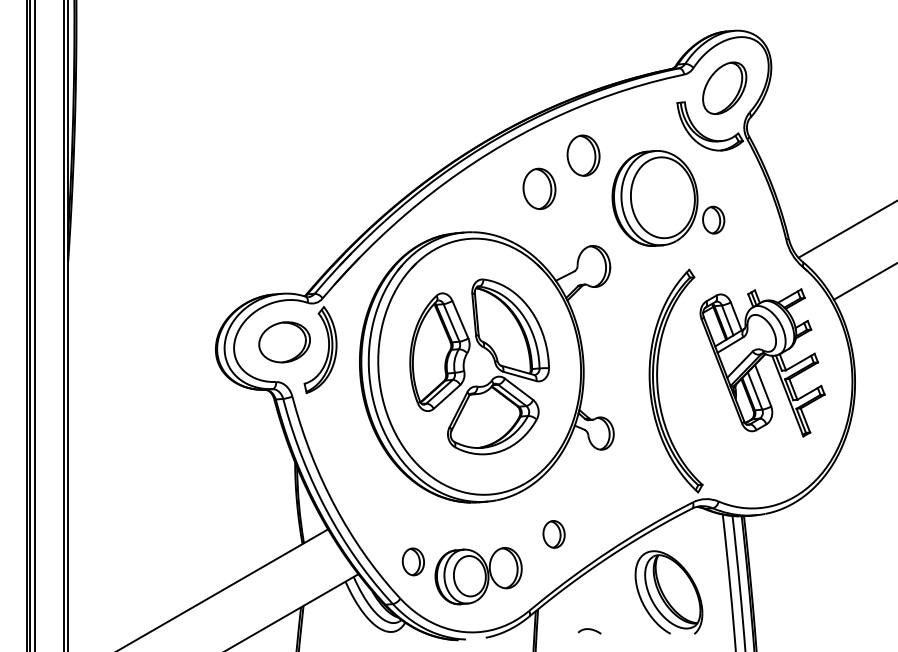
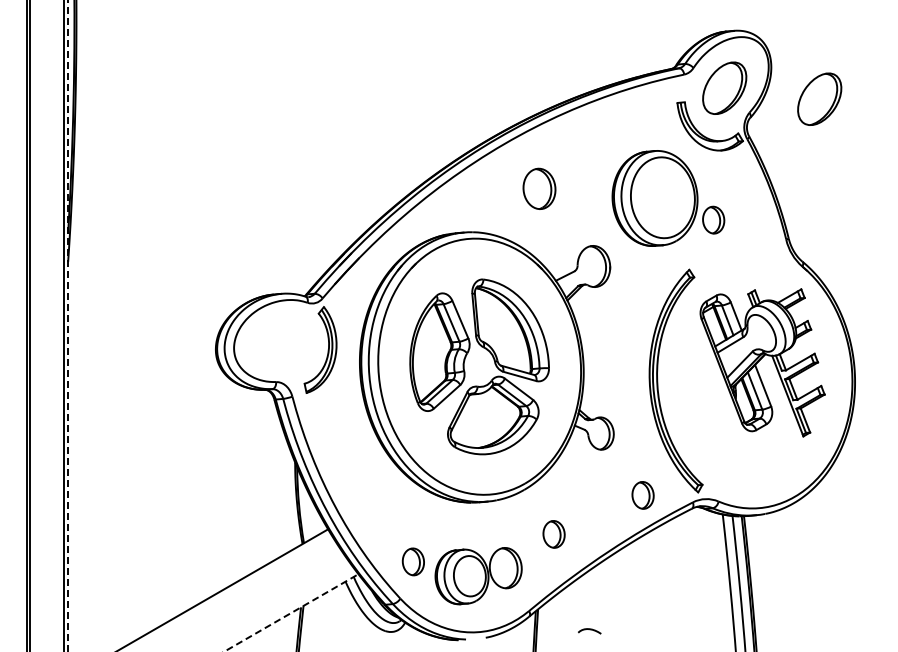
part: none -> present (819, 98)
part: present -> none (583, 155)
line: present -> none (846, 229)
line: present -> none (863, 281)
line: present -> none (34, 325)
line: solid -> dashed (68, 325)
part: present -> none (284, 342)
part: none -> present (642, 495)
part: present -> none (668, 592)
line: solid -> dashed (291, 613)
